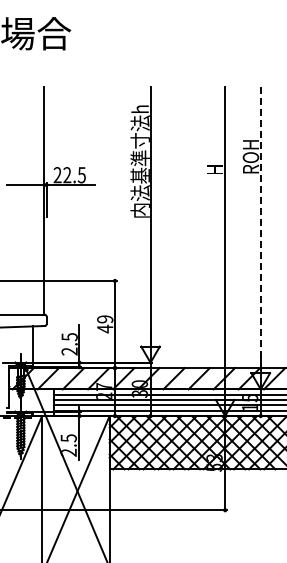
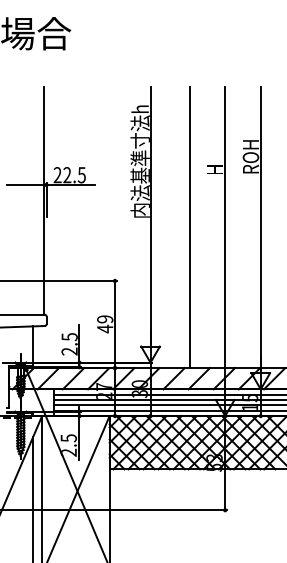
line: none -> present (189, 227)
line: dashed -> solid (260, 228)
line: none -> present (33, 498)
